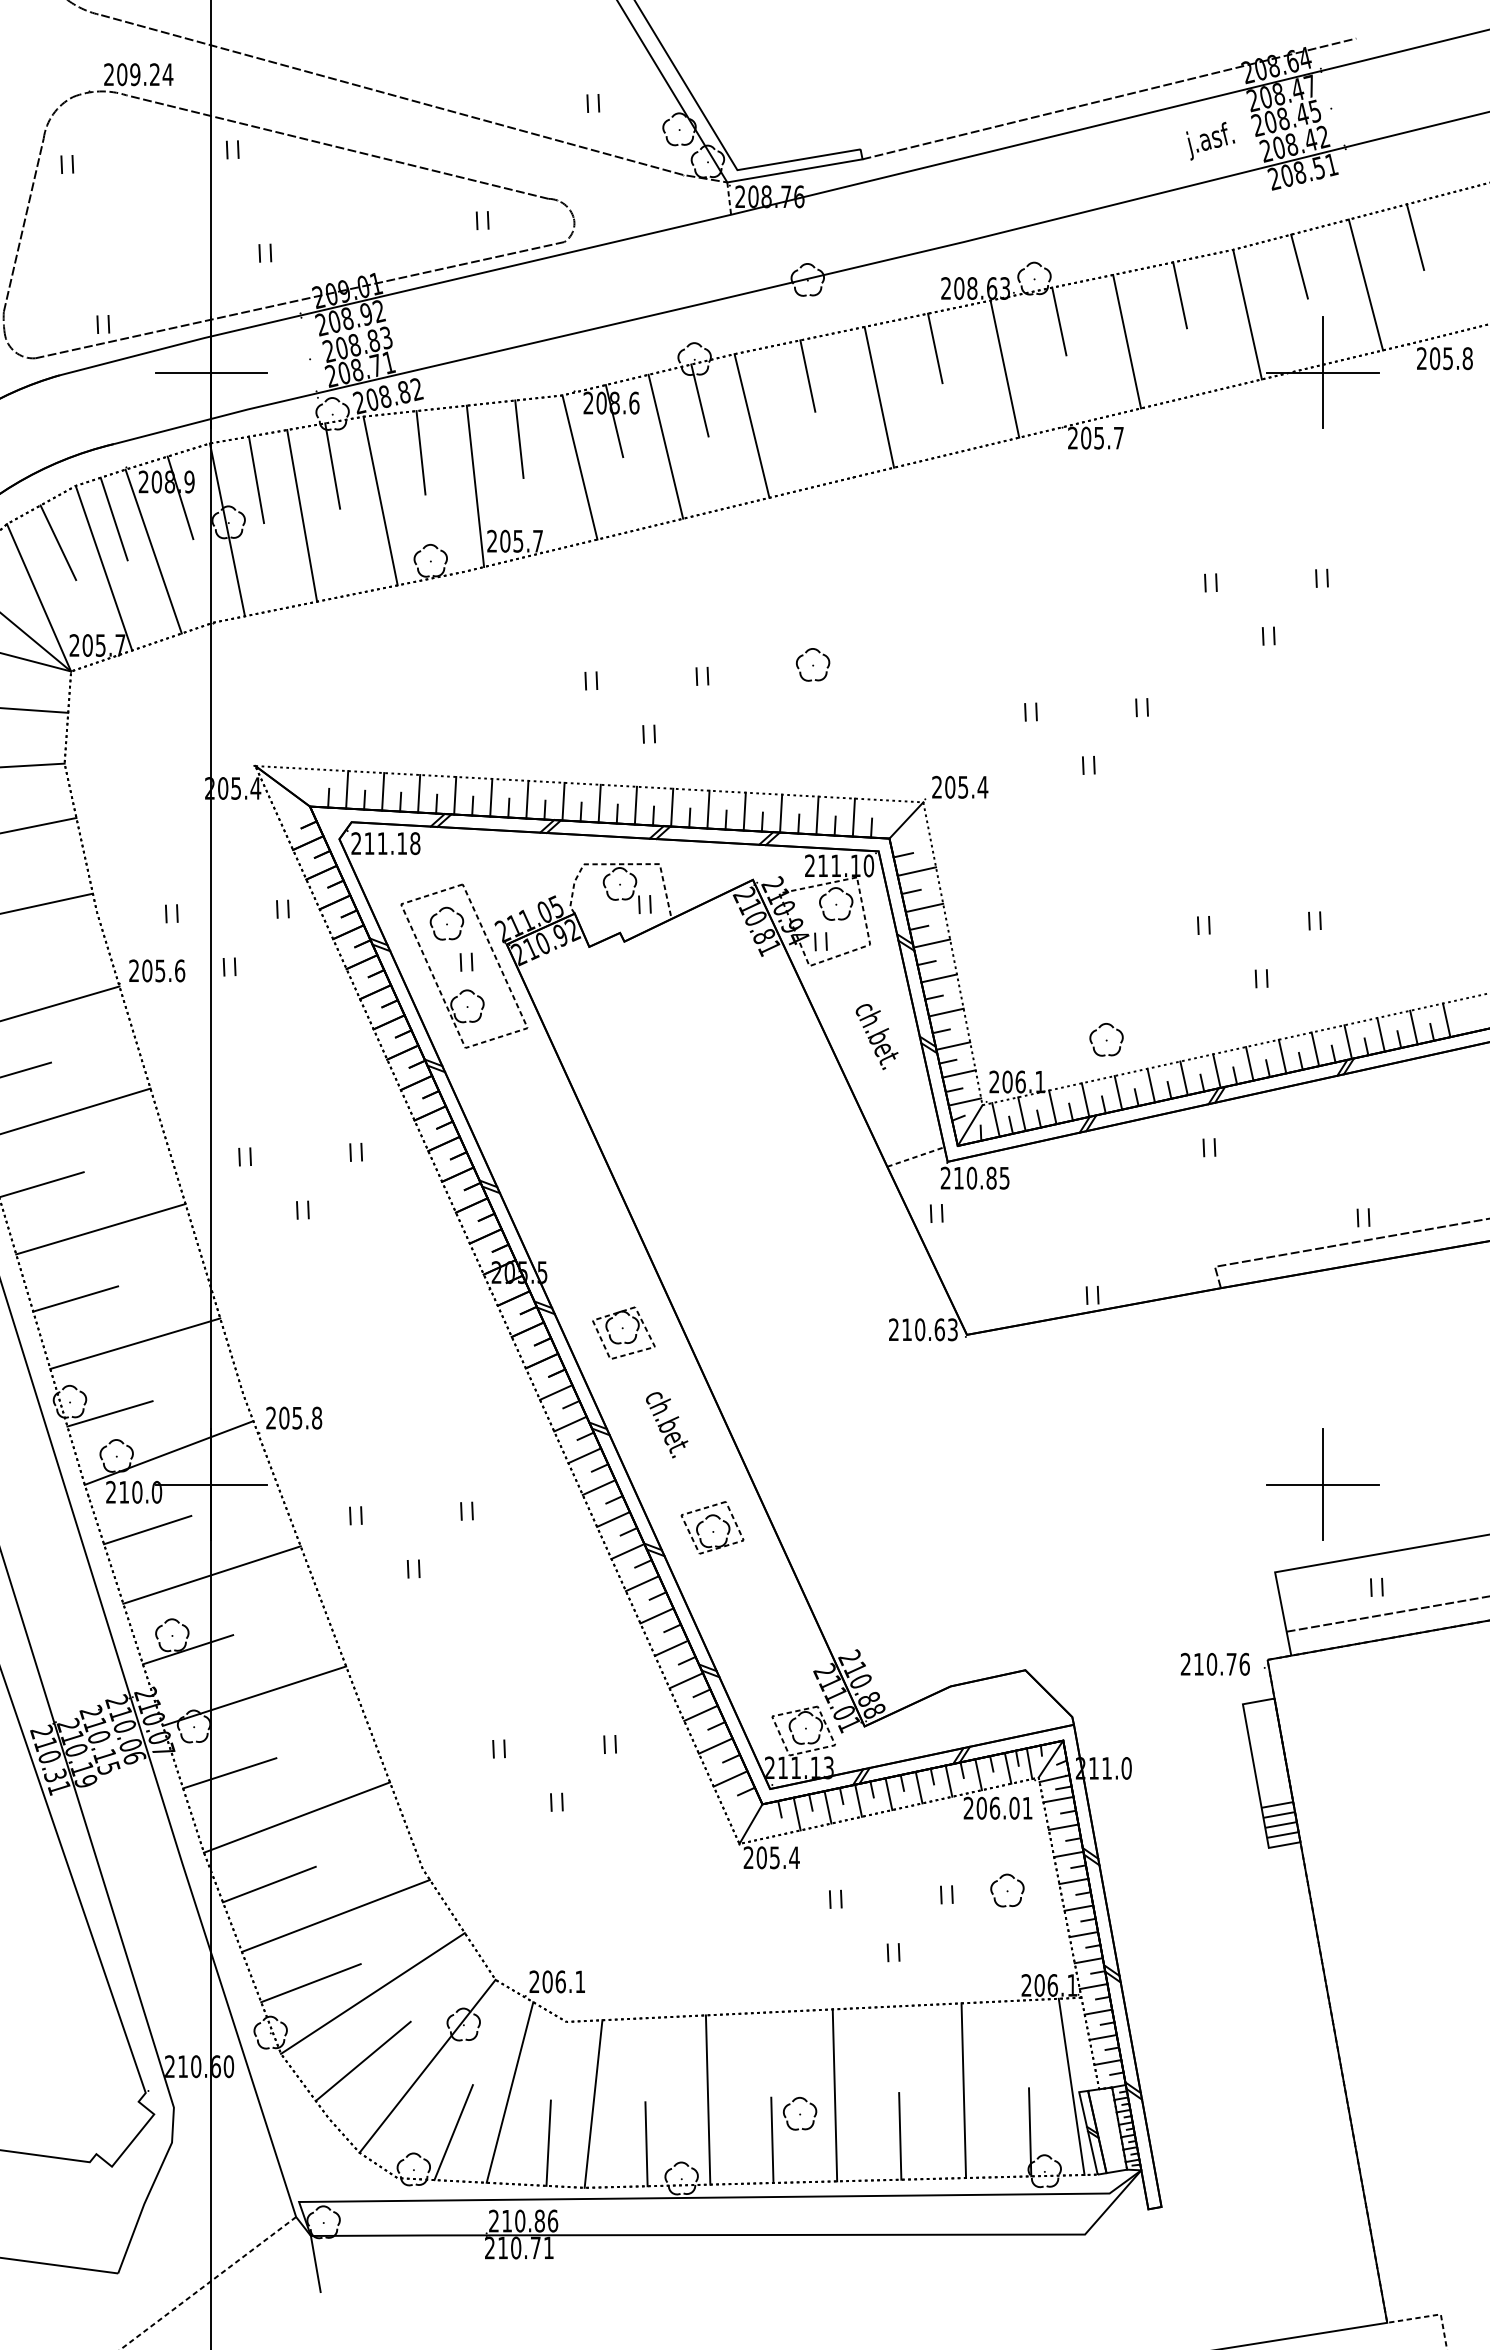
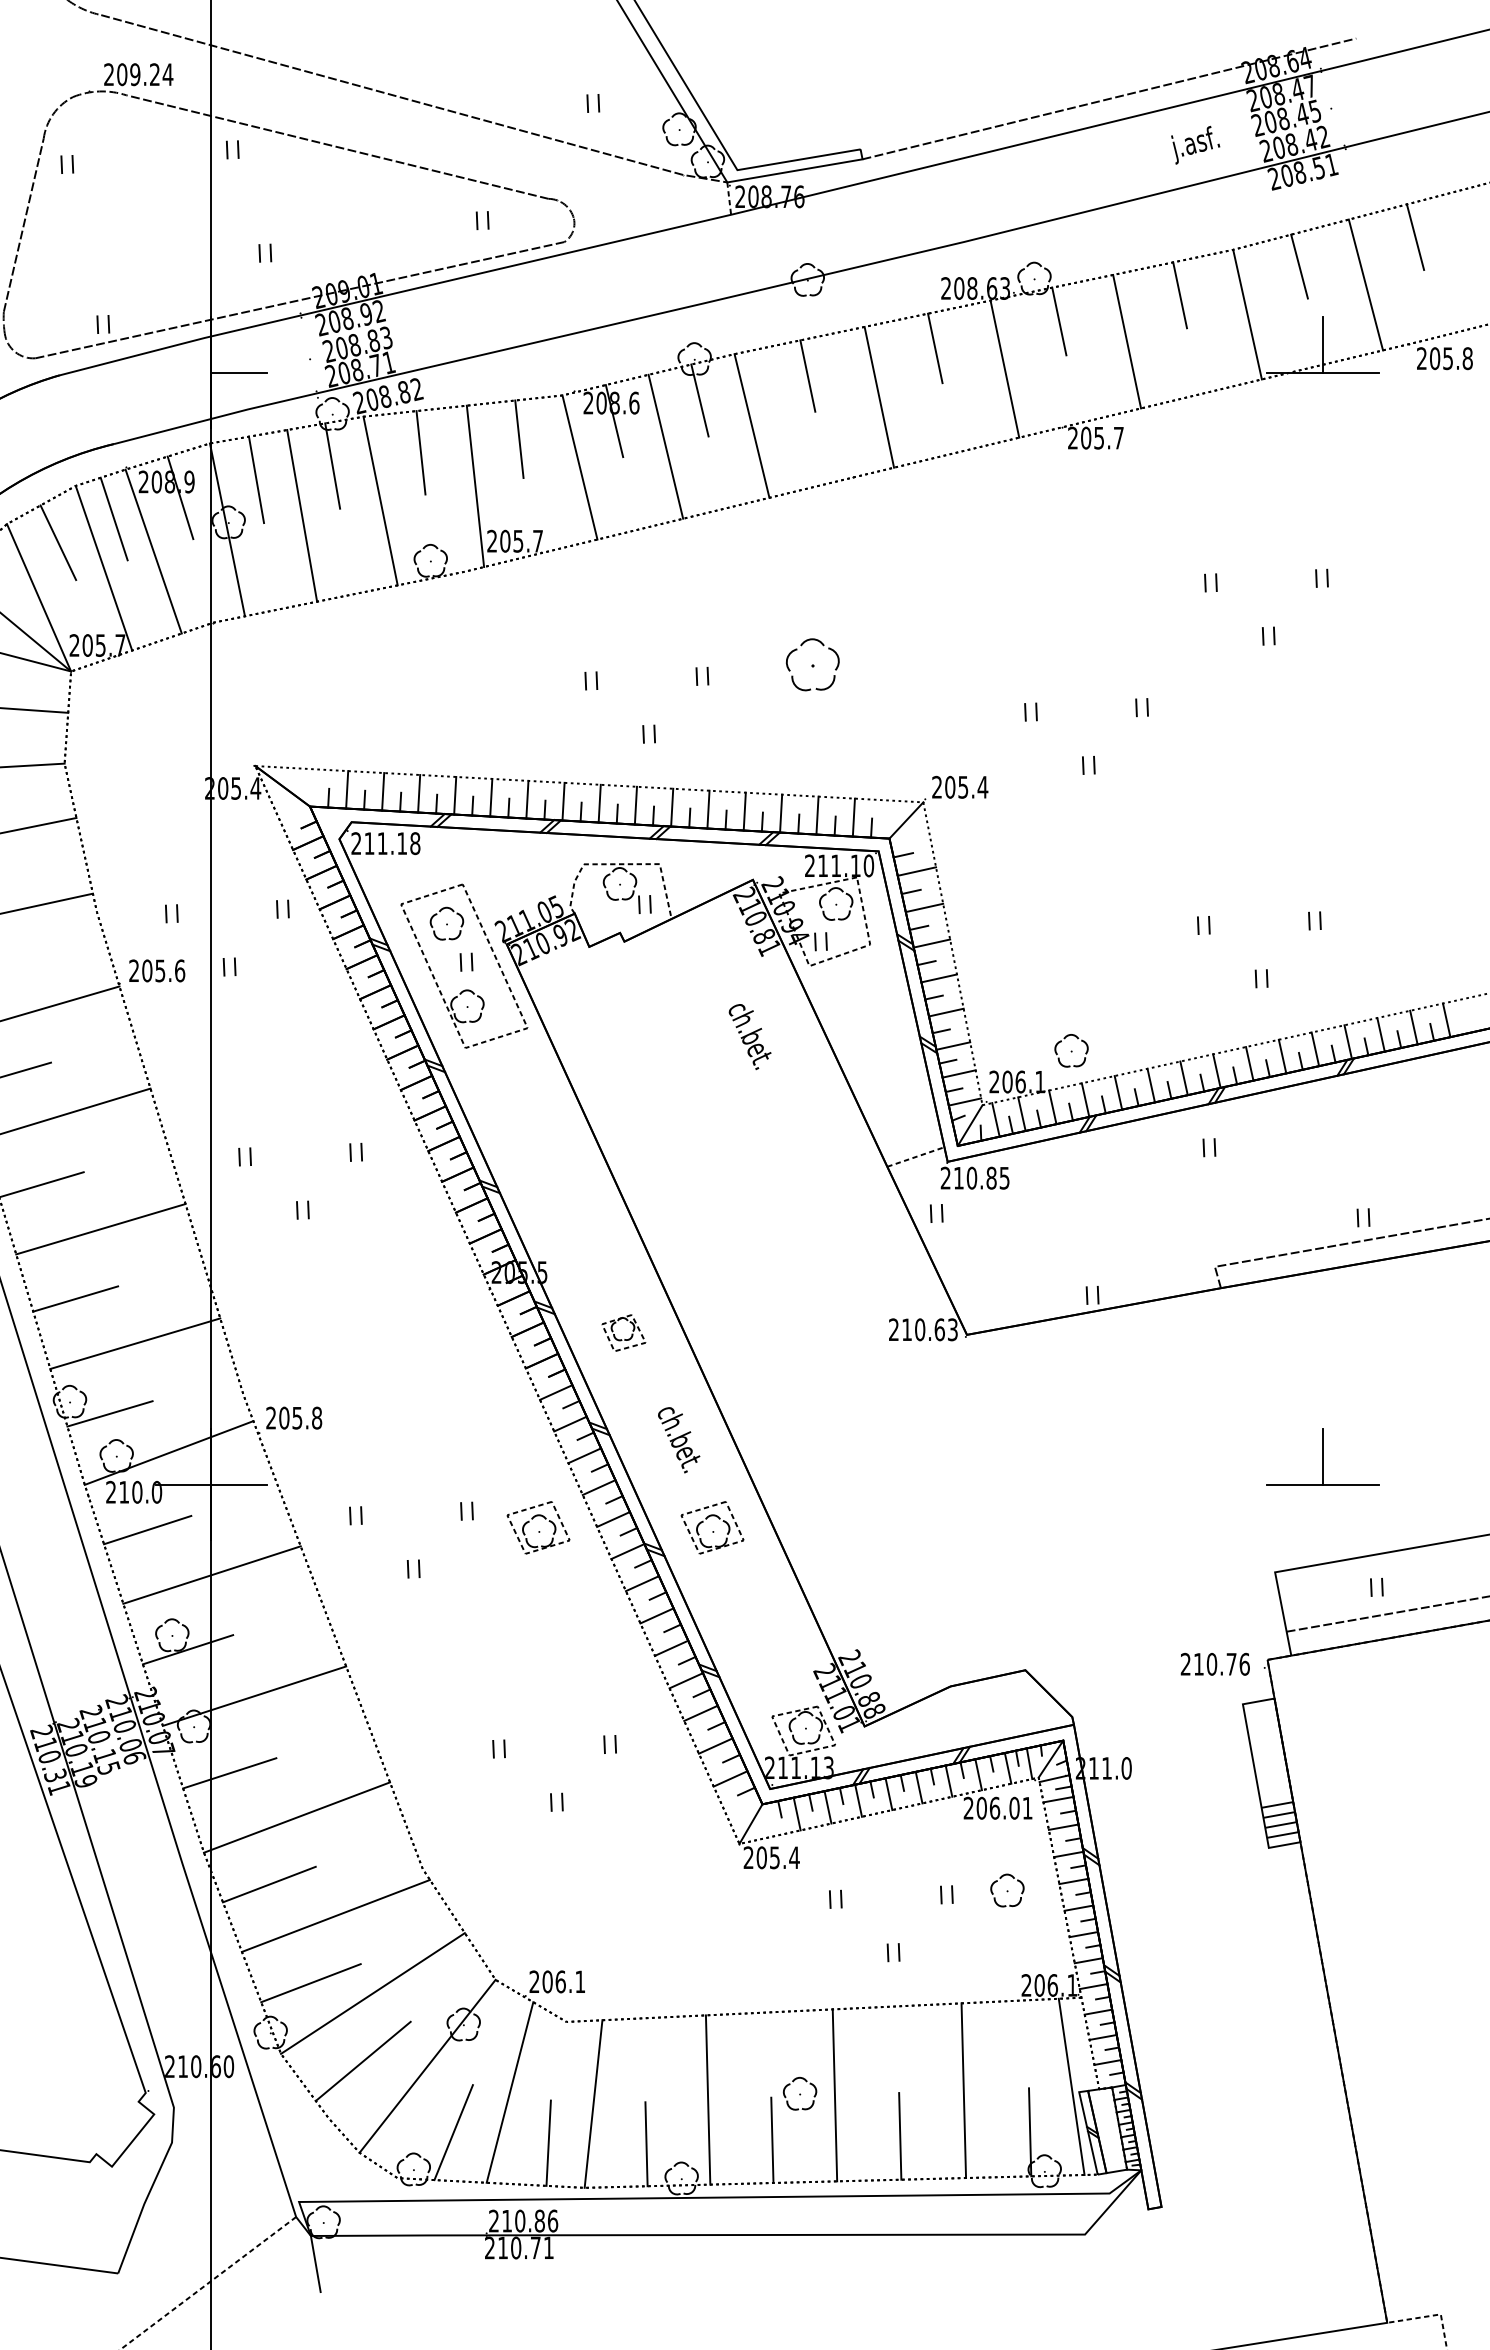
text position: (1210, 140) -> (1195, 144) (1195, 144)
line: present -> none (183, 372)
line: present -> none (1322, 400)
part size: 35x34 px -> 54x54 px (812, 664)
text position: (876, 1037) -> (749, 1037) (749, 1037)
part position: (1106, 1039) -> (1071, 1050) (1071, 1050)
part size: 64x54 px -> 46x38 px (623, 1332)
text position: (667, 1425) -> (679, 1440) (679, 1440)
line: present -> none (1322, 1512)
part: none -> present (538, 1527)
part position: (799, 2113) -> (799, 2093) (799, 2093)
